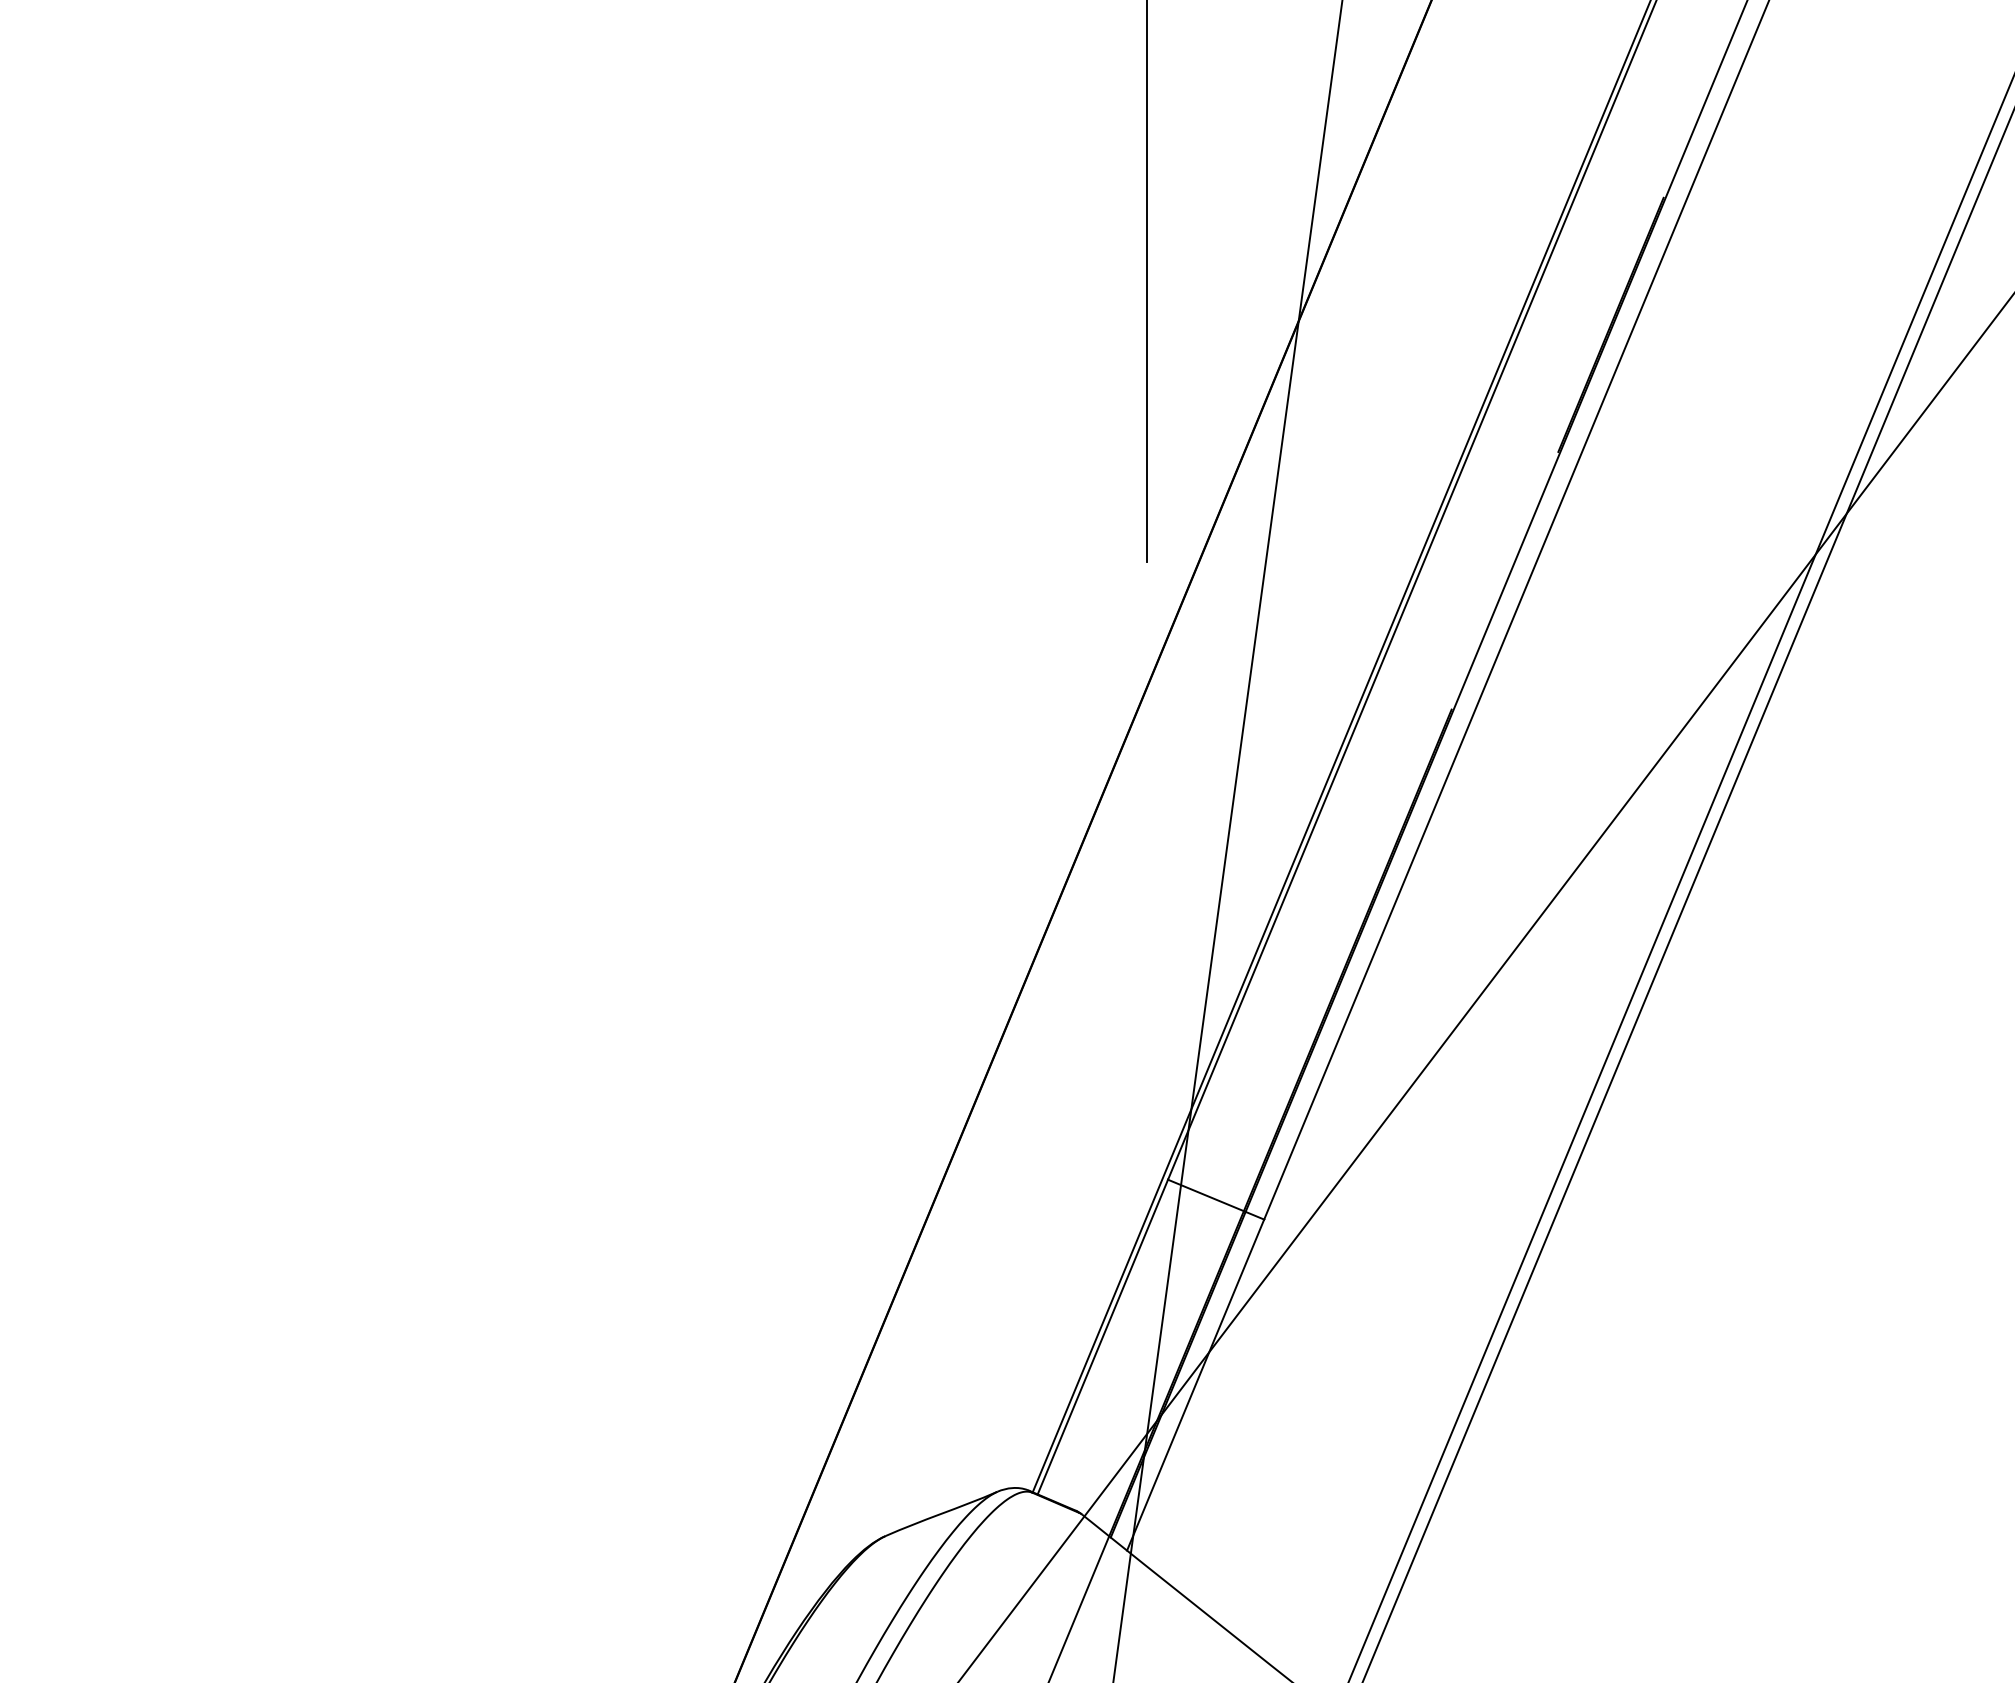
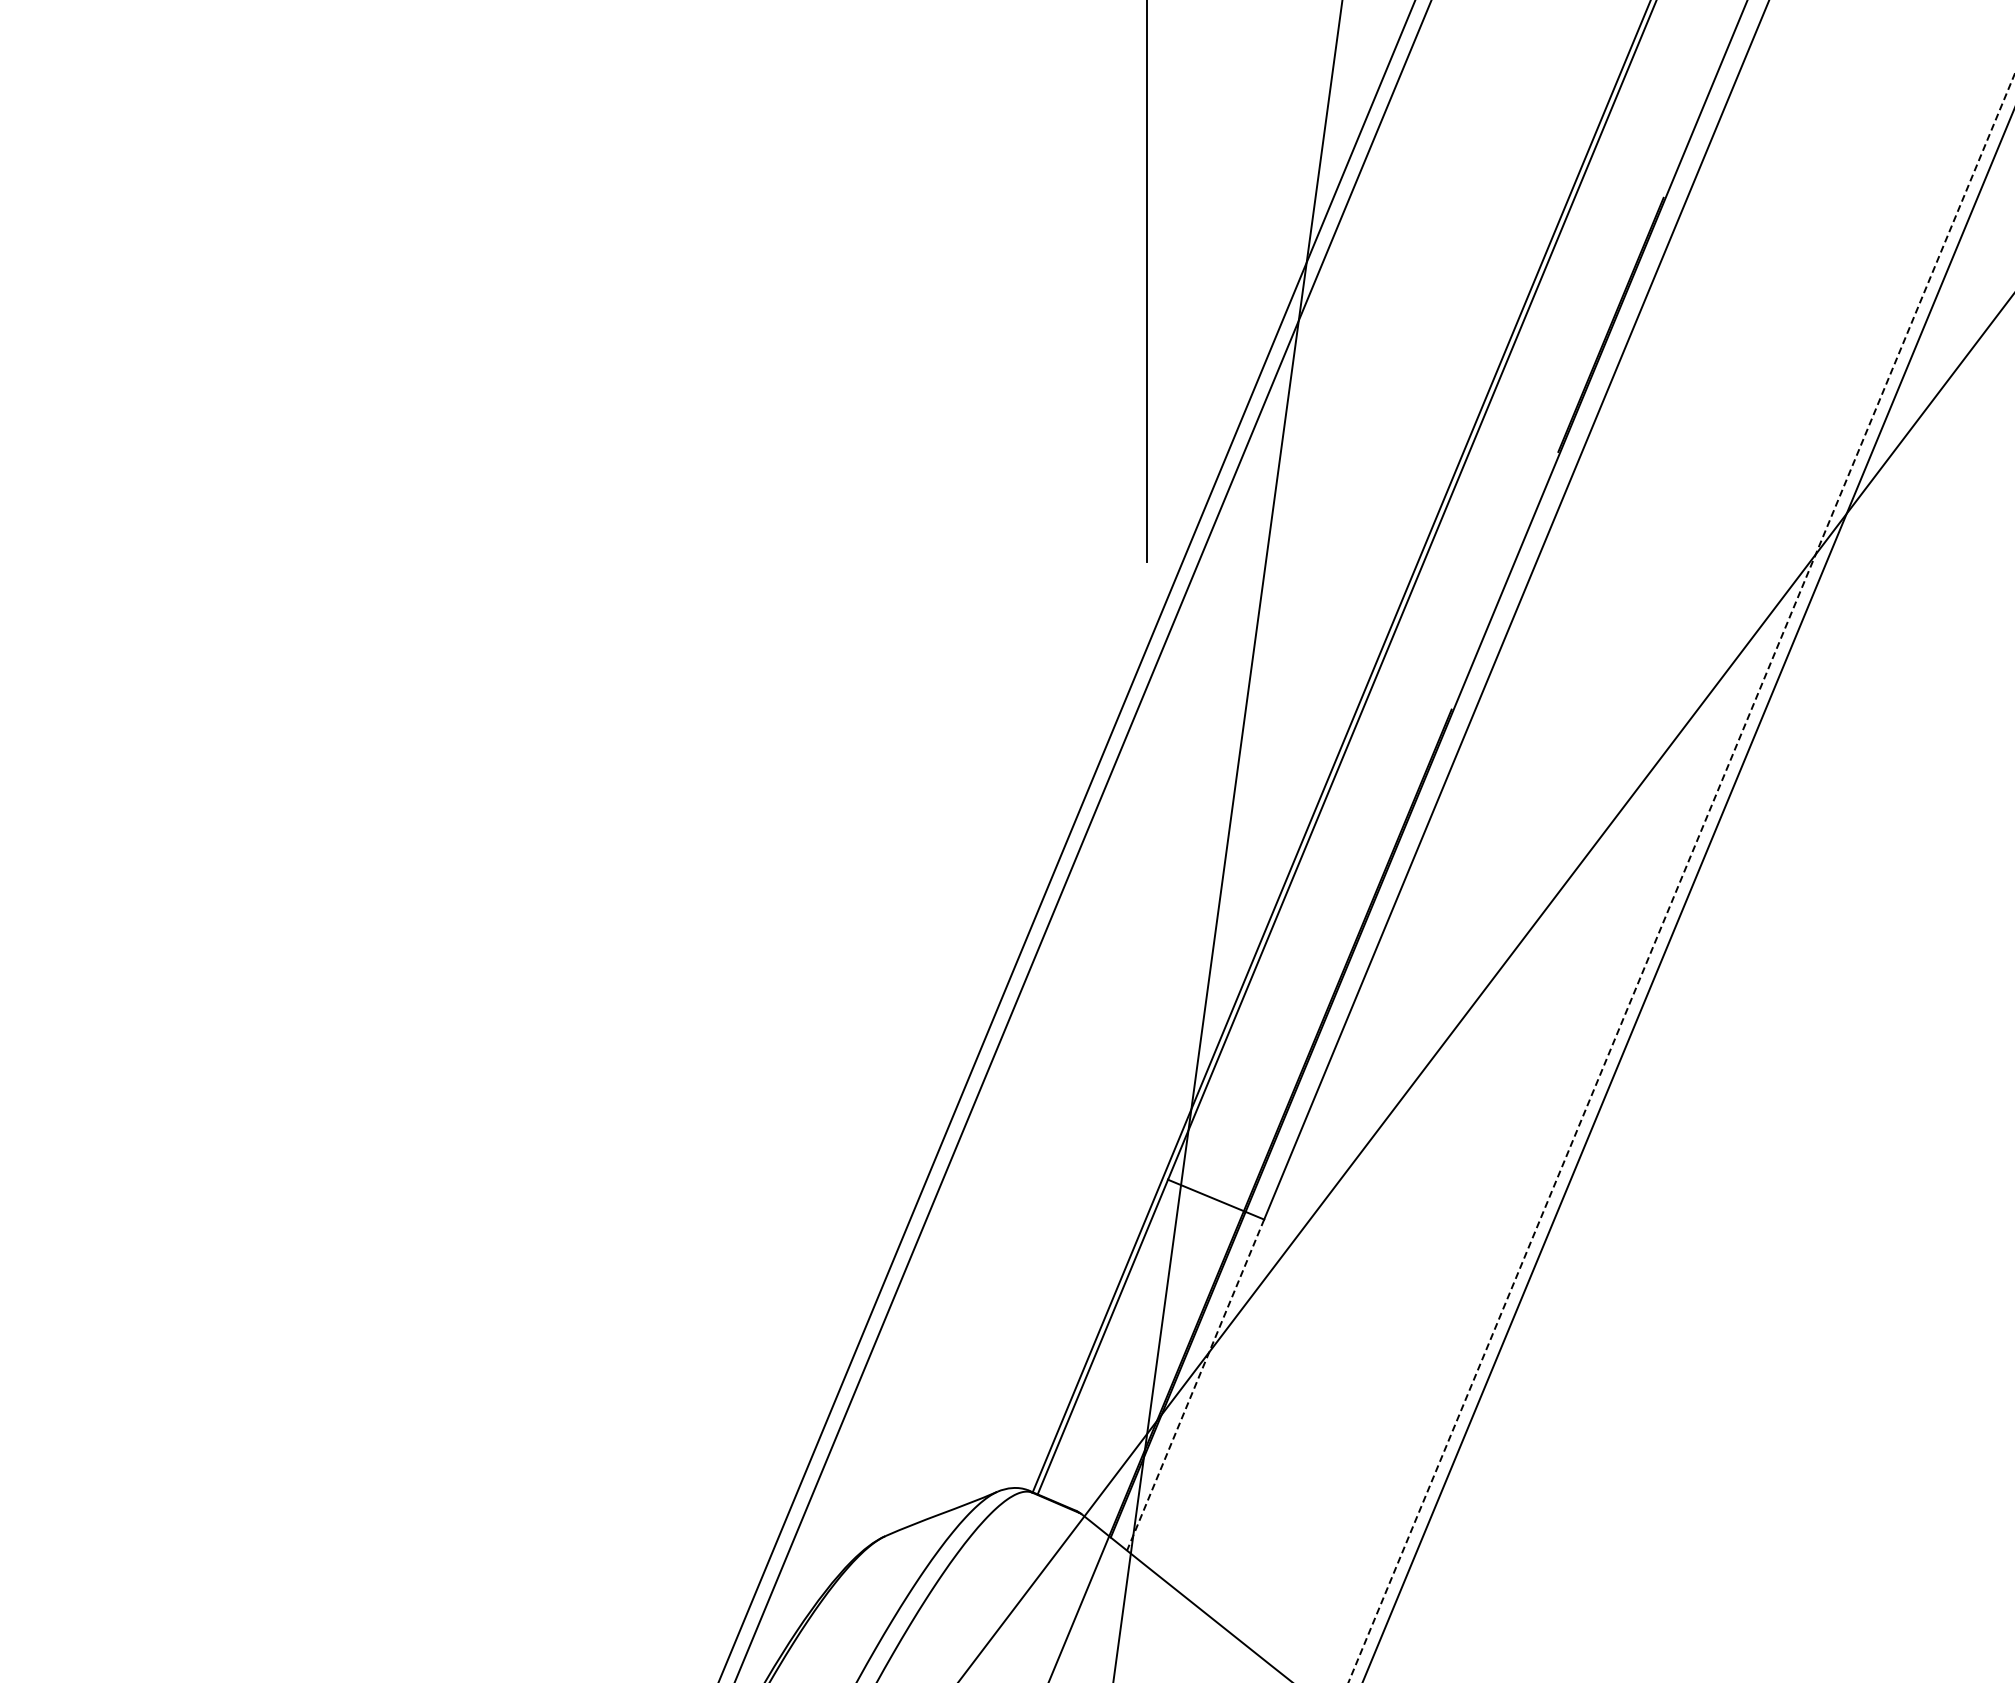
line position: (1083, 840) -> (1066, 840) (1066, 840)
line: solid -> dashed (1681, 878)
line: solid -> dashed (1195, 1385)
